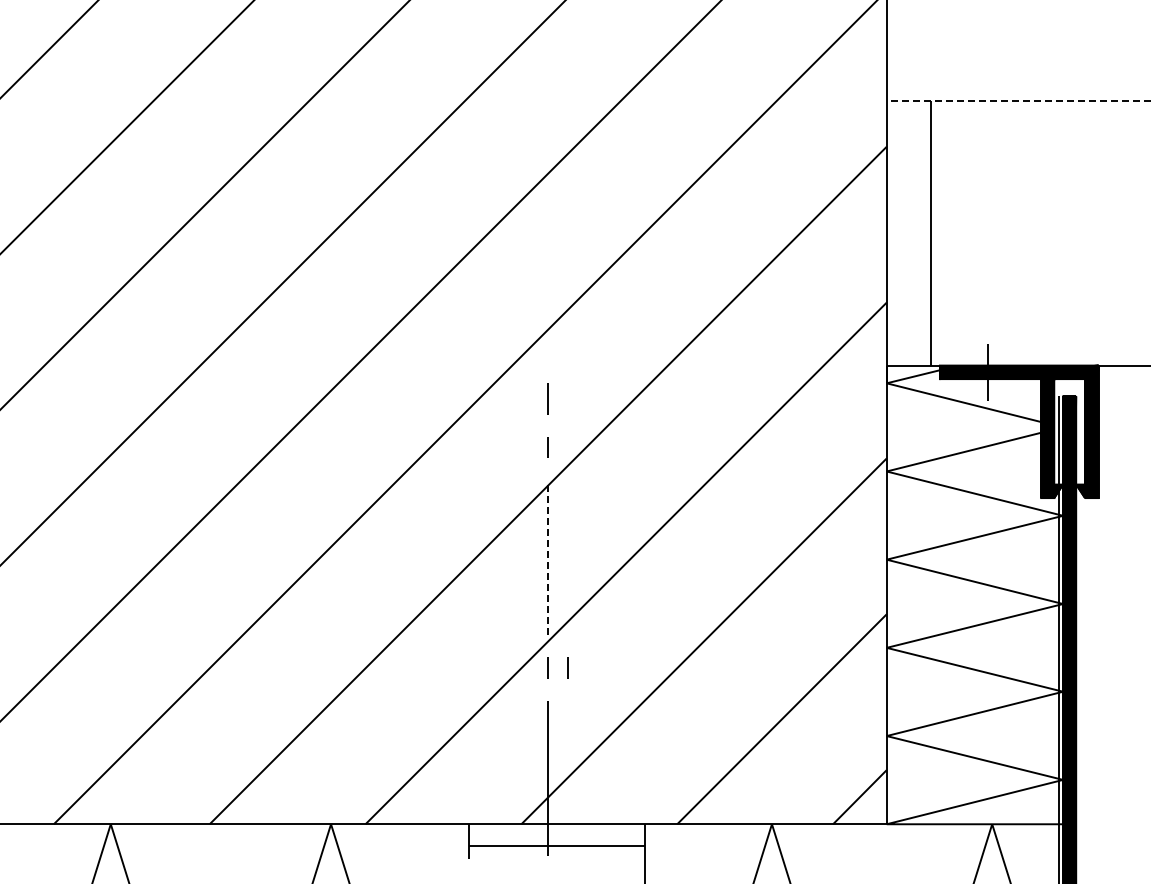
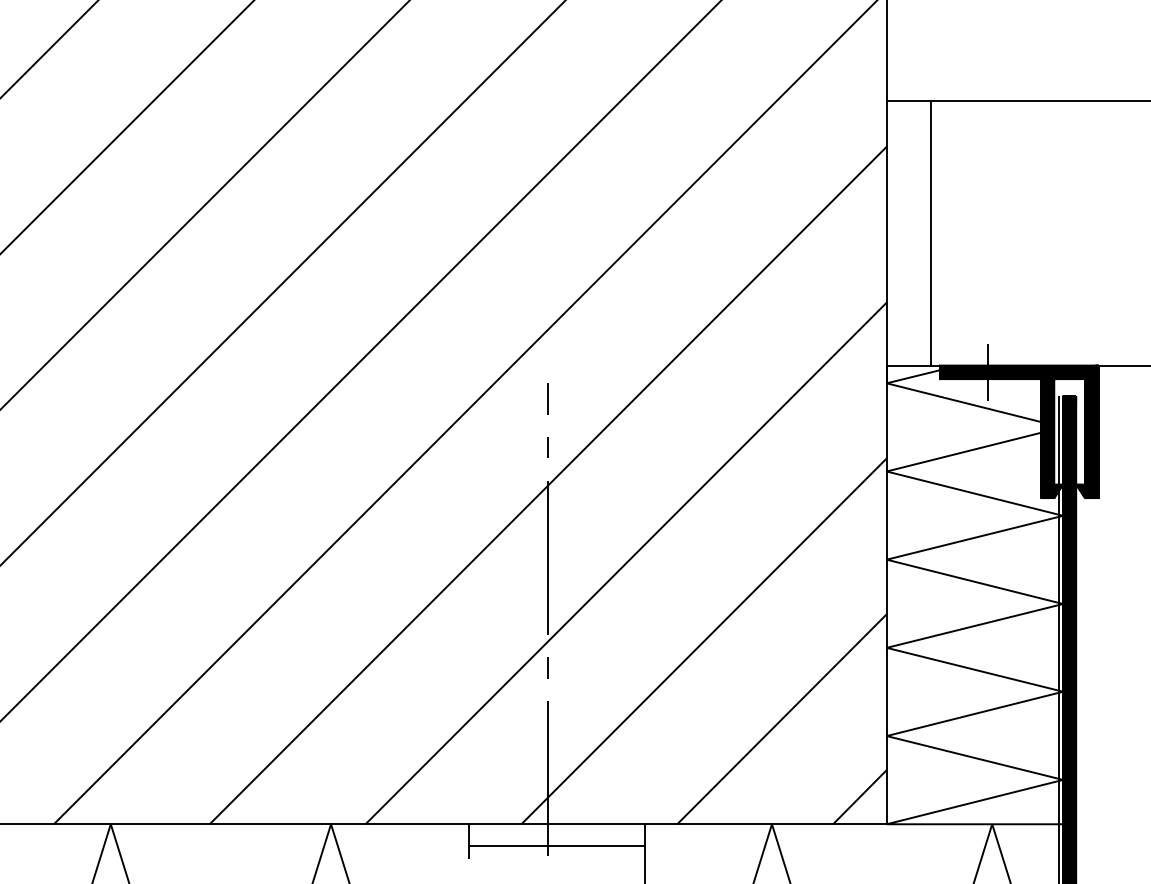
line: dashed -> solid (1018, 101)
line: dashed -> solid (547, 557)
line: present -> none (567, 667)
